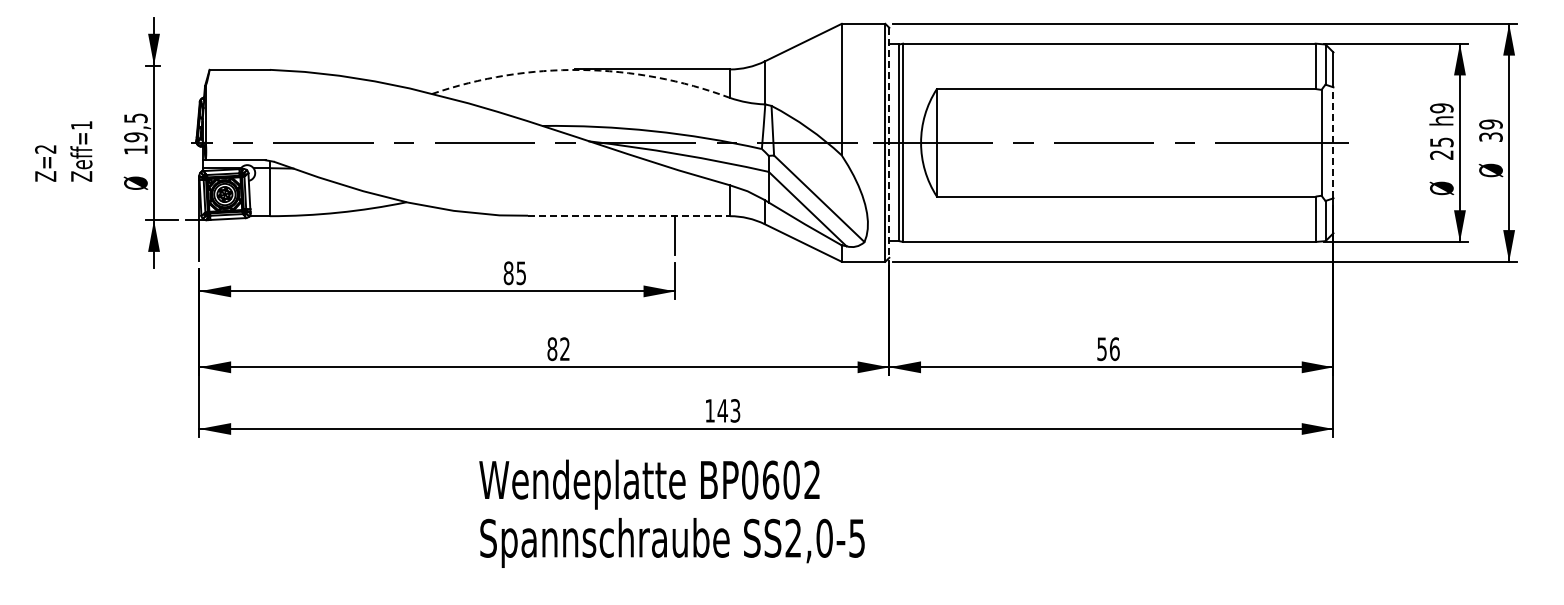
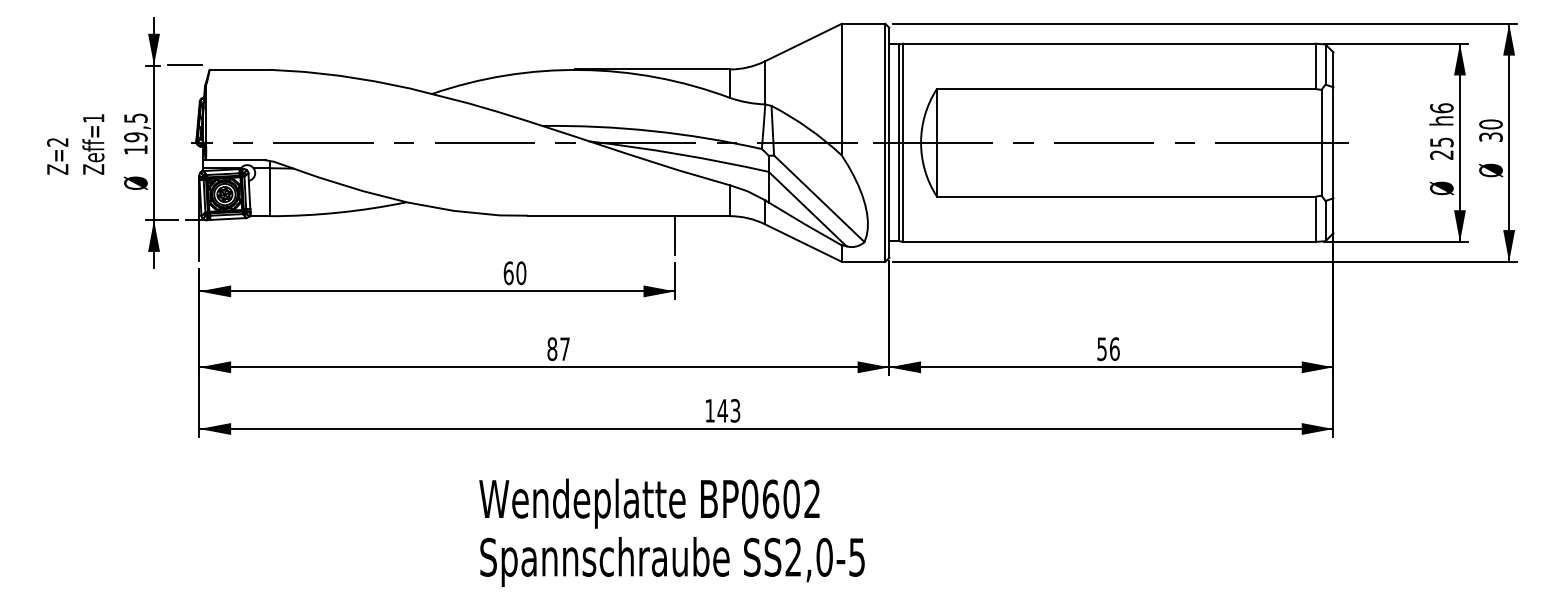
line: none -> present (184, 65)
arc: dashed -> solid (581, 70)
text: h9 -> h6 (1441, 108)
text: 39 -> 30 (1490, 124)
line: dashed -> solid (1333, 142)
line: dashed -> solid (889, 143)
text position: (63, 151) -> (75, 144) (75, 144)
line: dashed -> solid (629, 216)
text: 85 -> 60 (514, 273)
text: 82 -> 87 (564, 348)
text position: (671, 513) -> (671, 532) (671, 532)
